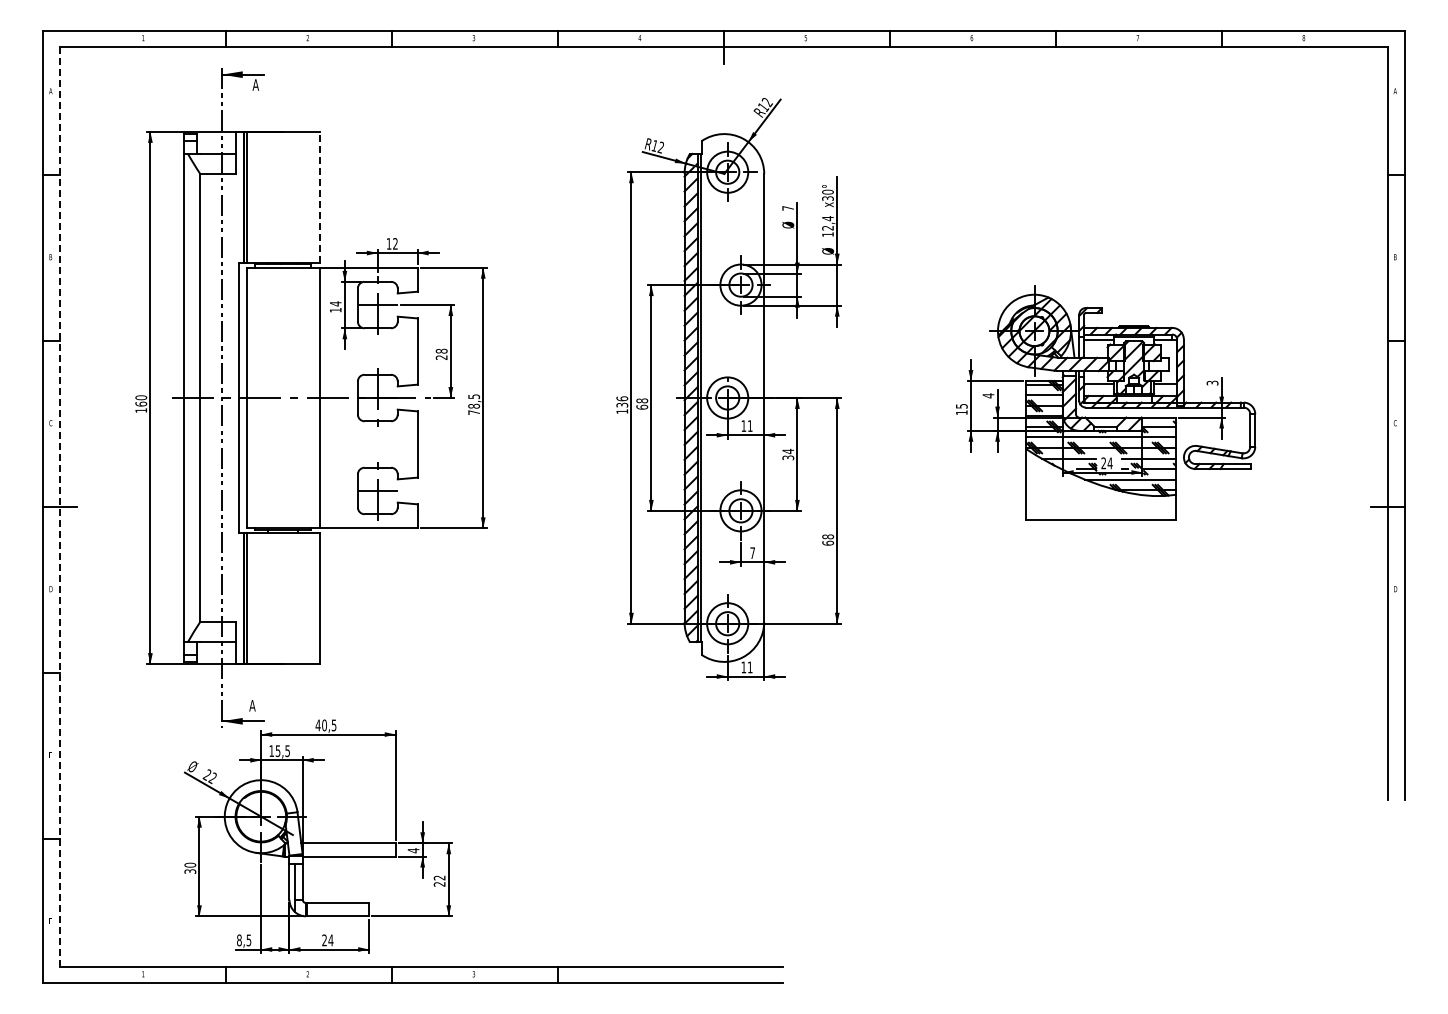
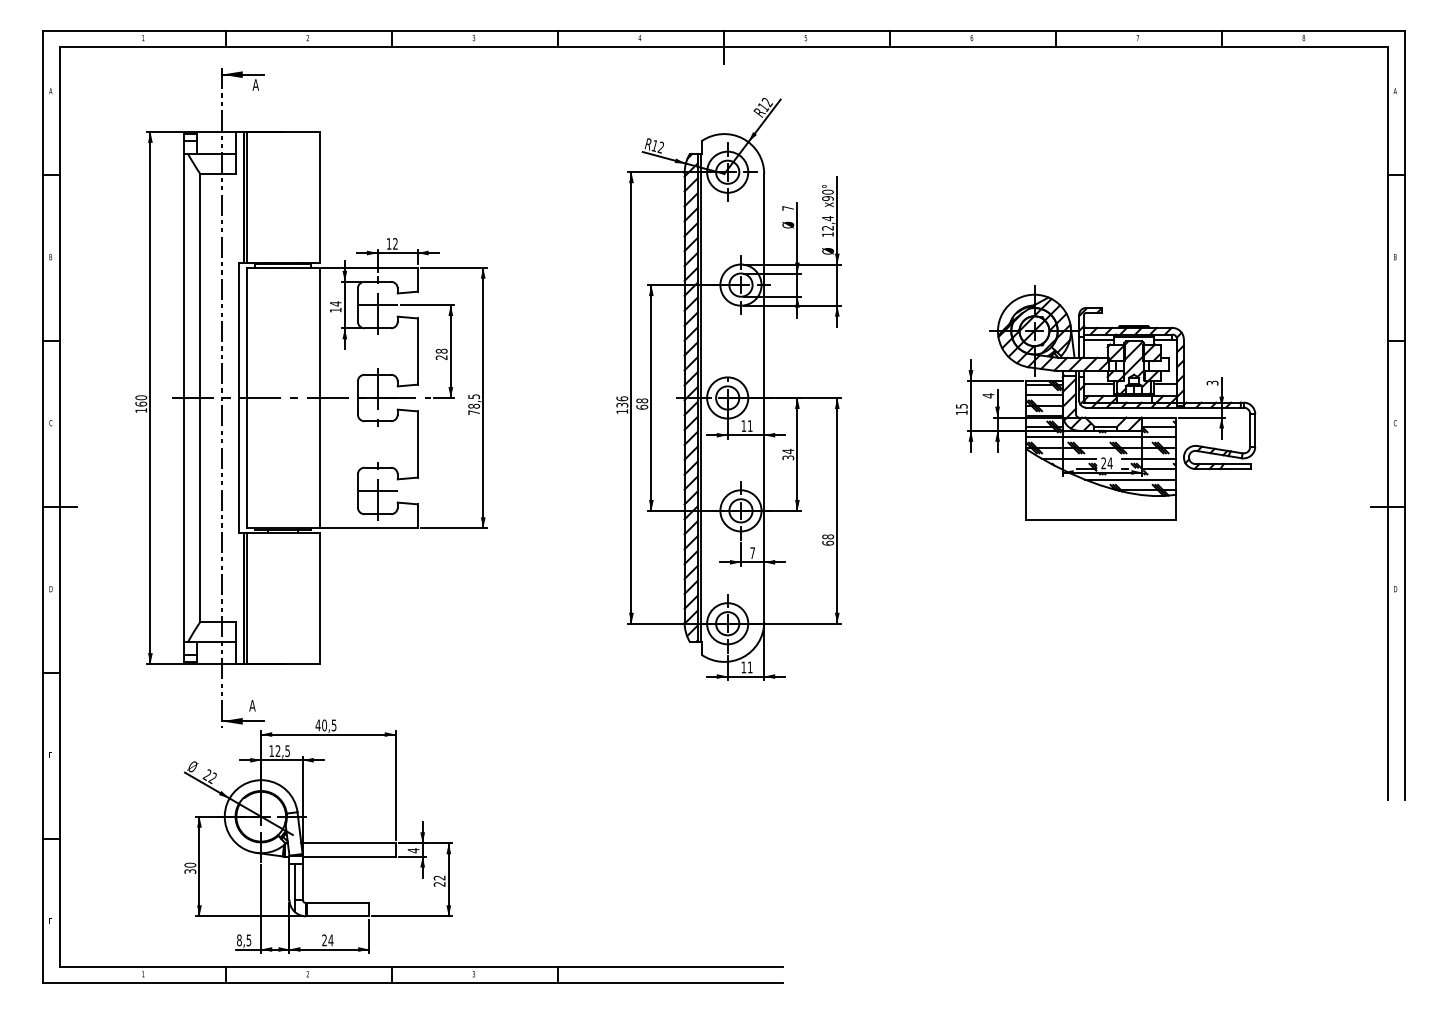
line: dashed -> solid (319, 197)
text: x30° -> x90° (827, 198)
line: dashed -> solid (60, 507)
text: 15,5 -> 12,5 (277, 751)
